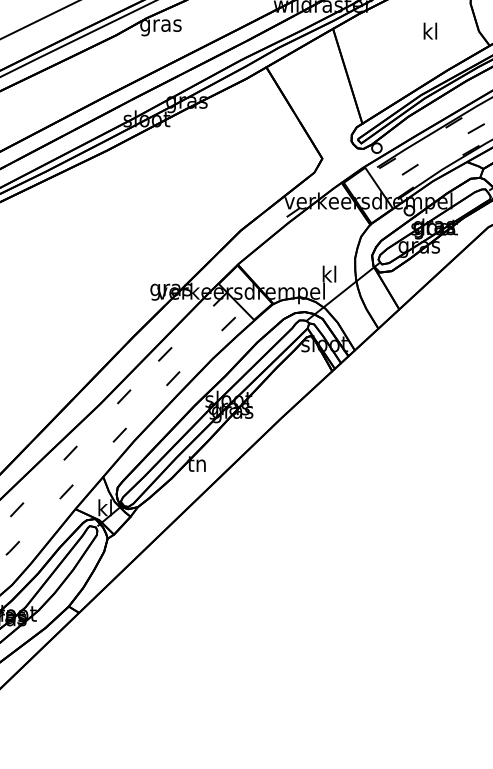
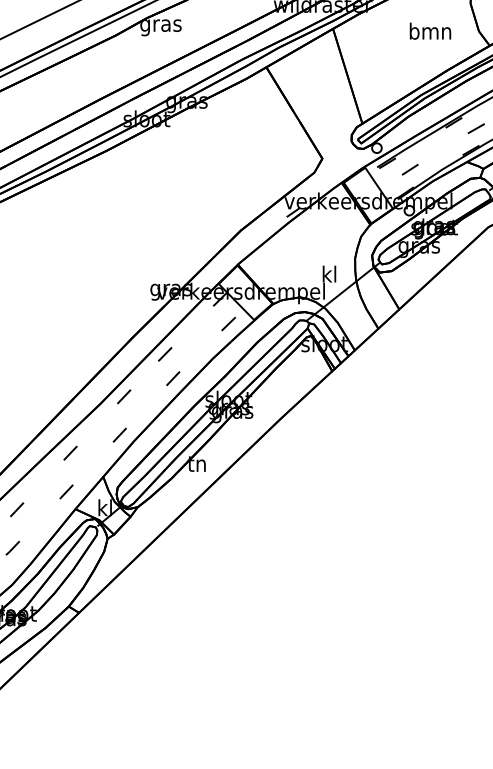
text: kl -> bmn (430, 30)
